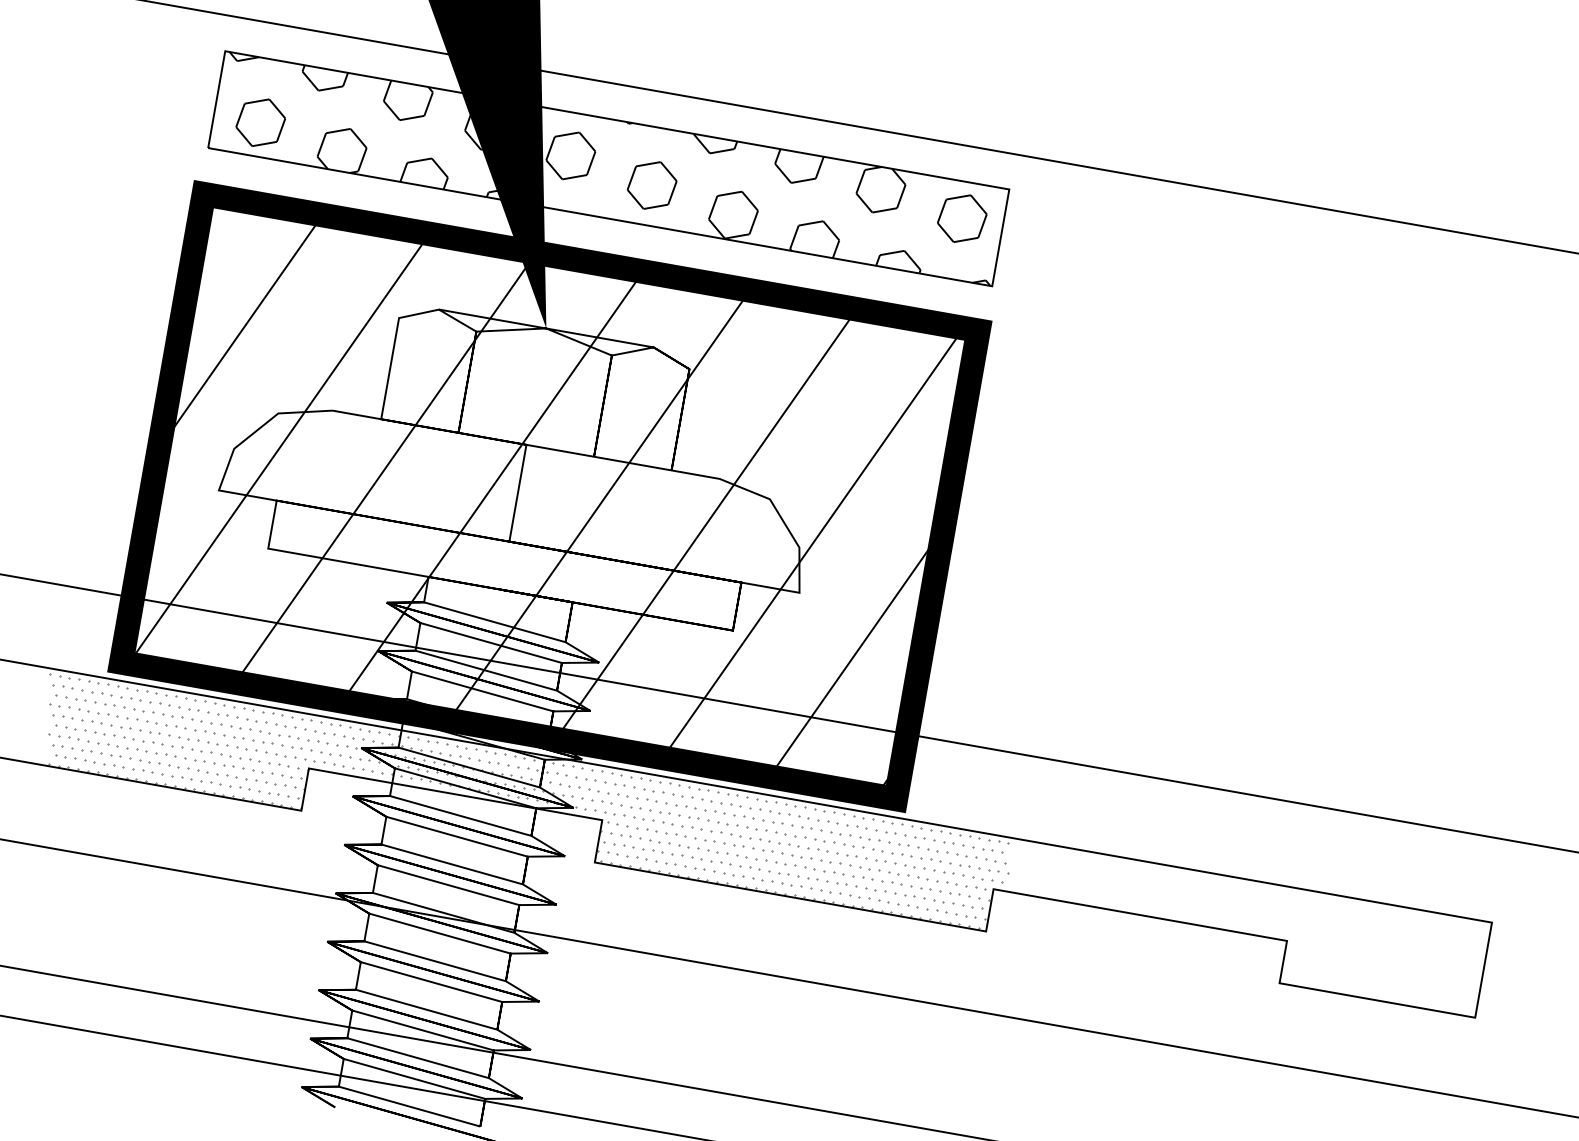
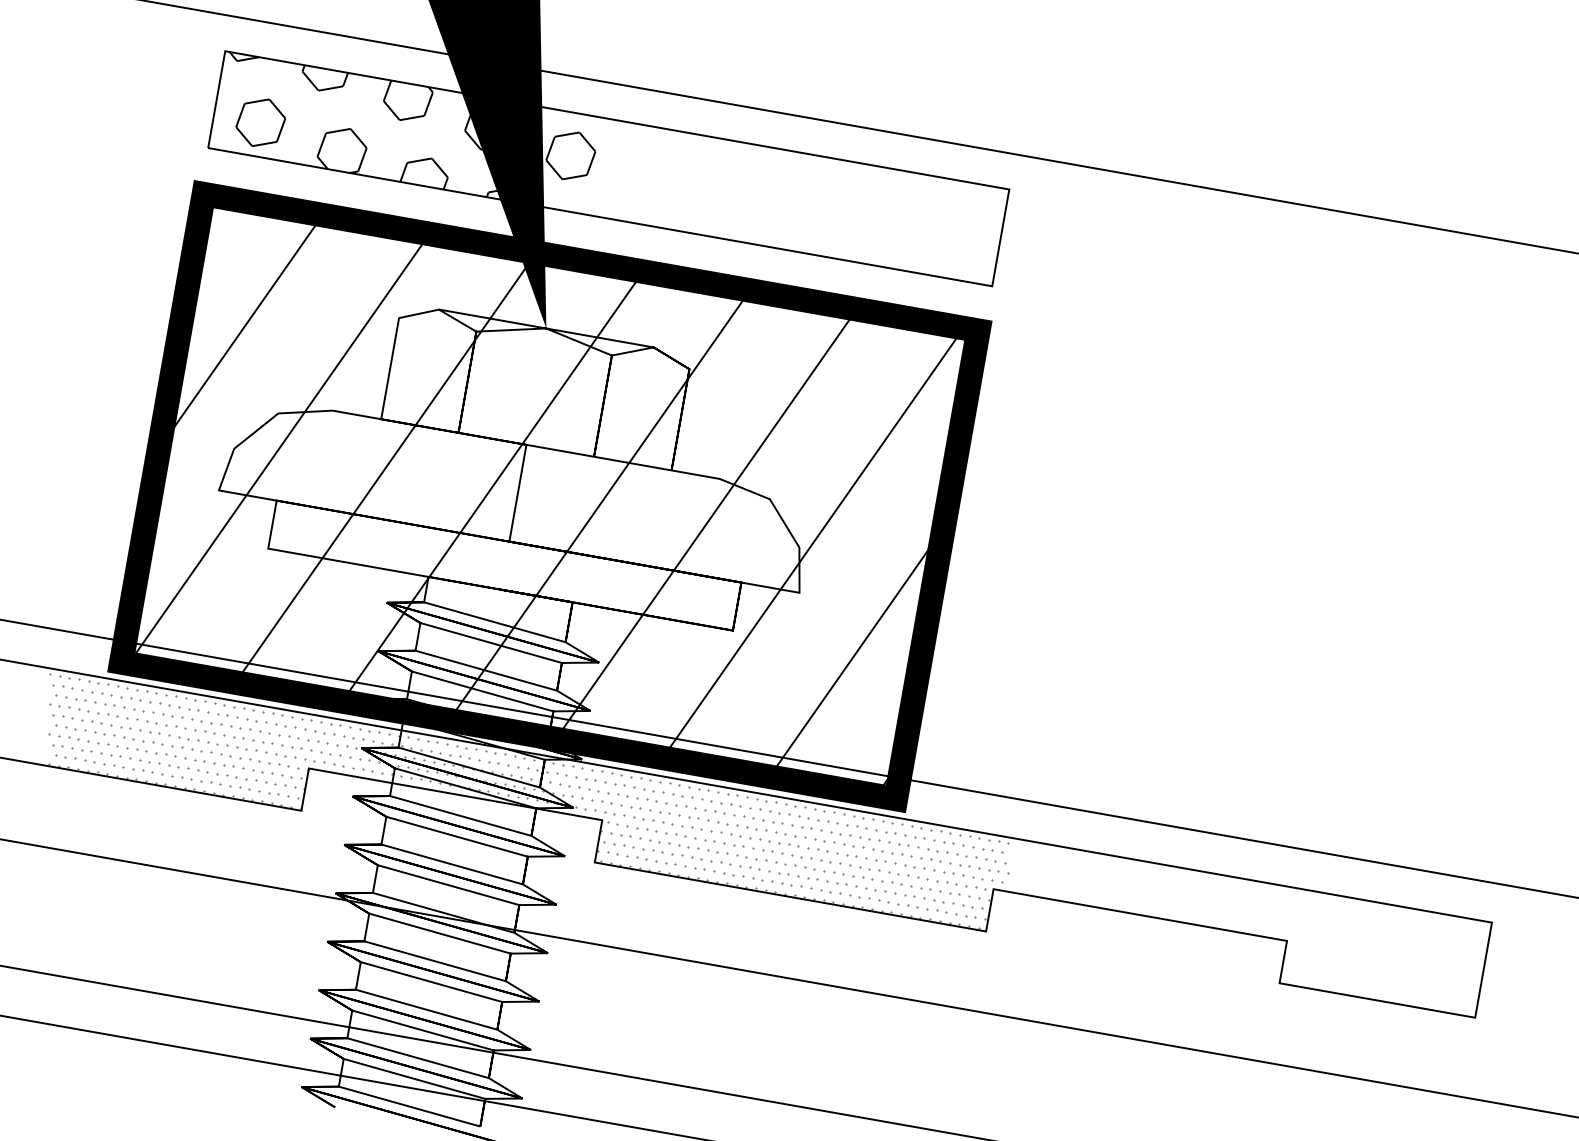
hatch: present -> none (808, 204)
line position: (788, 713) -> (788, 758) (788, 758)
